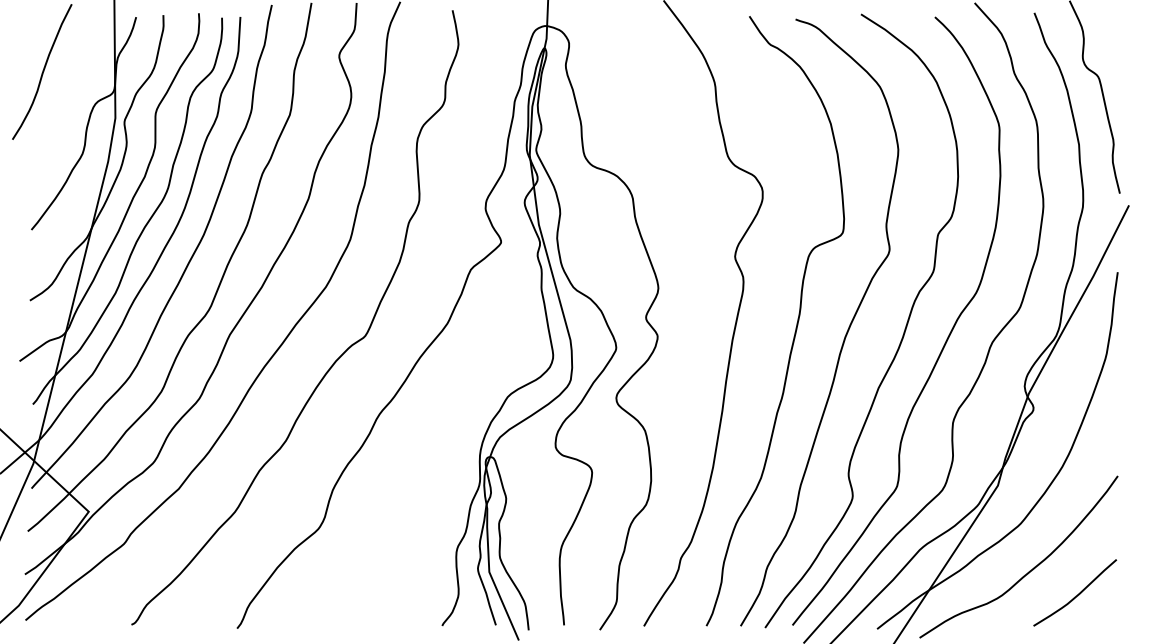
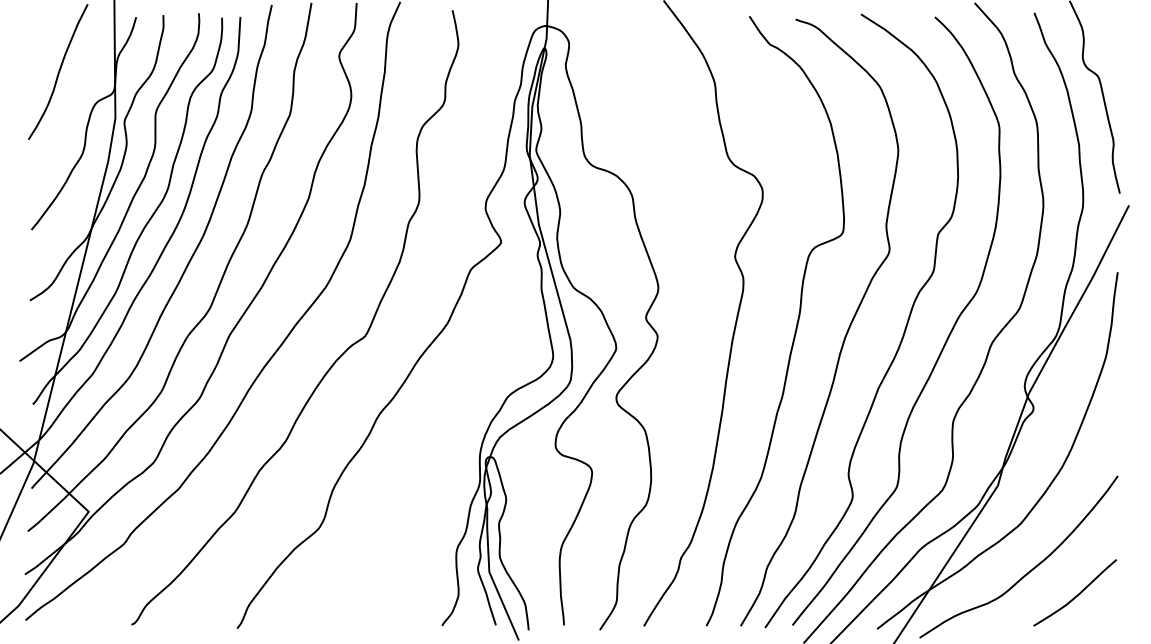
curve position: (42, 71) -> (58, 71) (58, 71)
